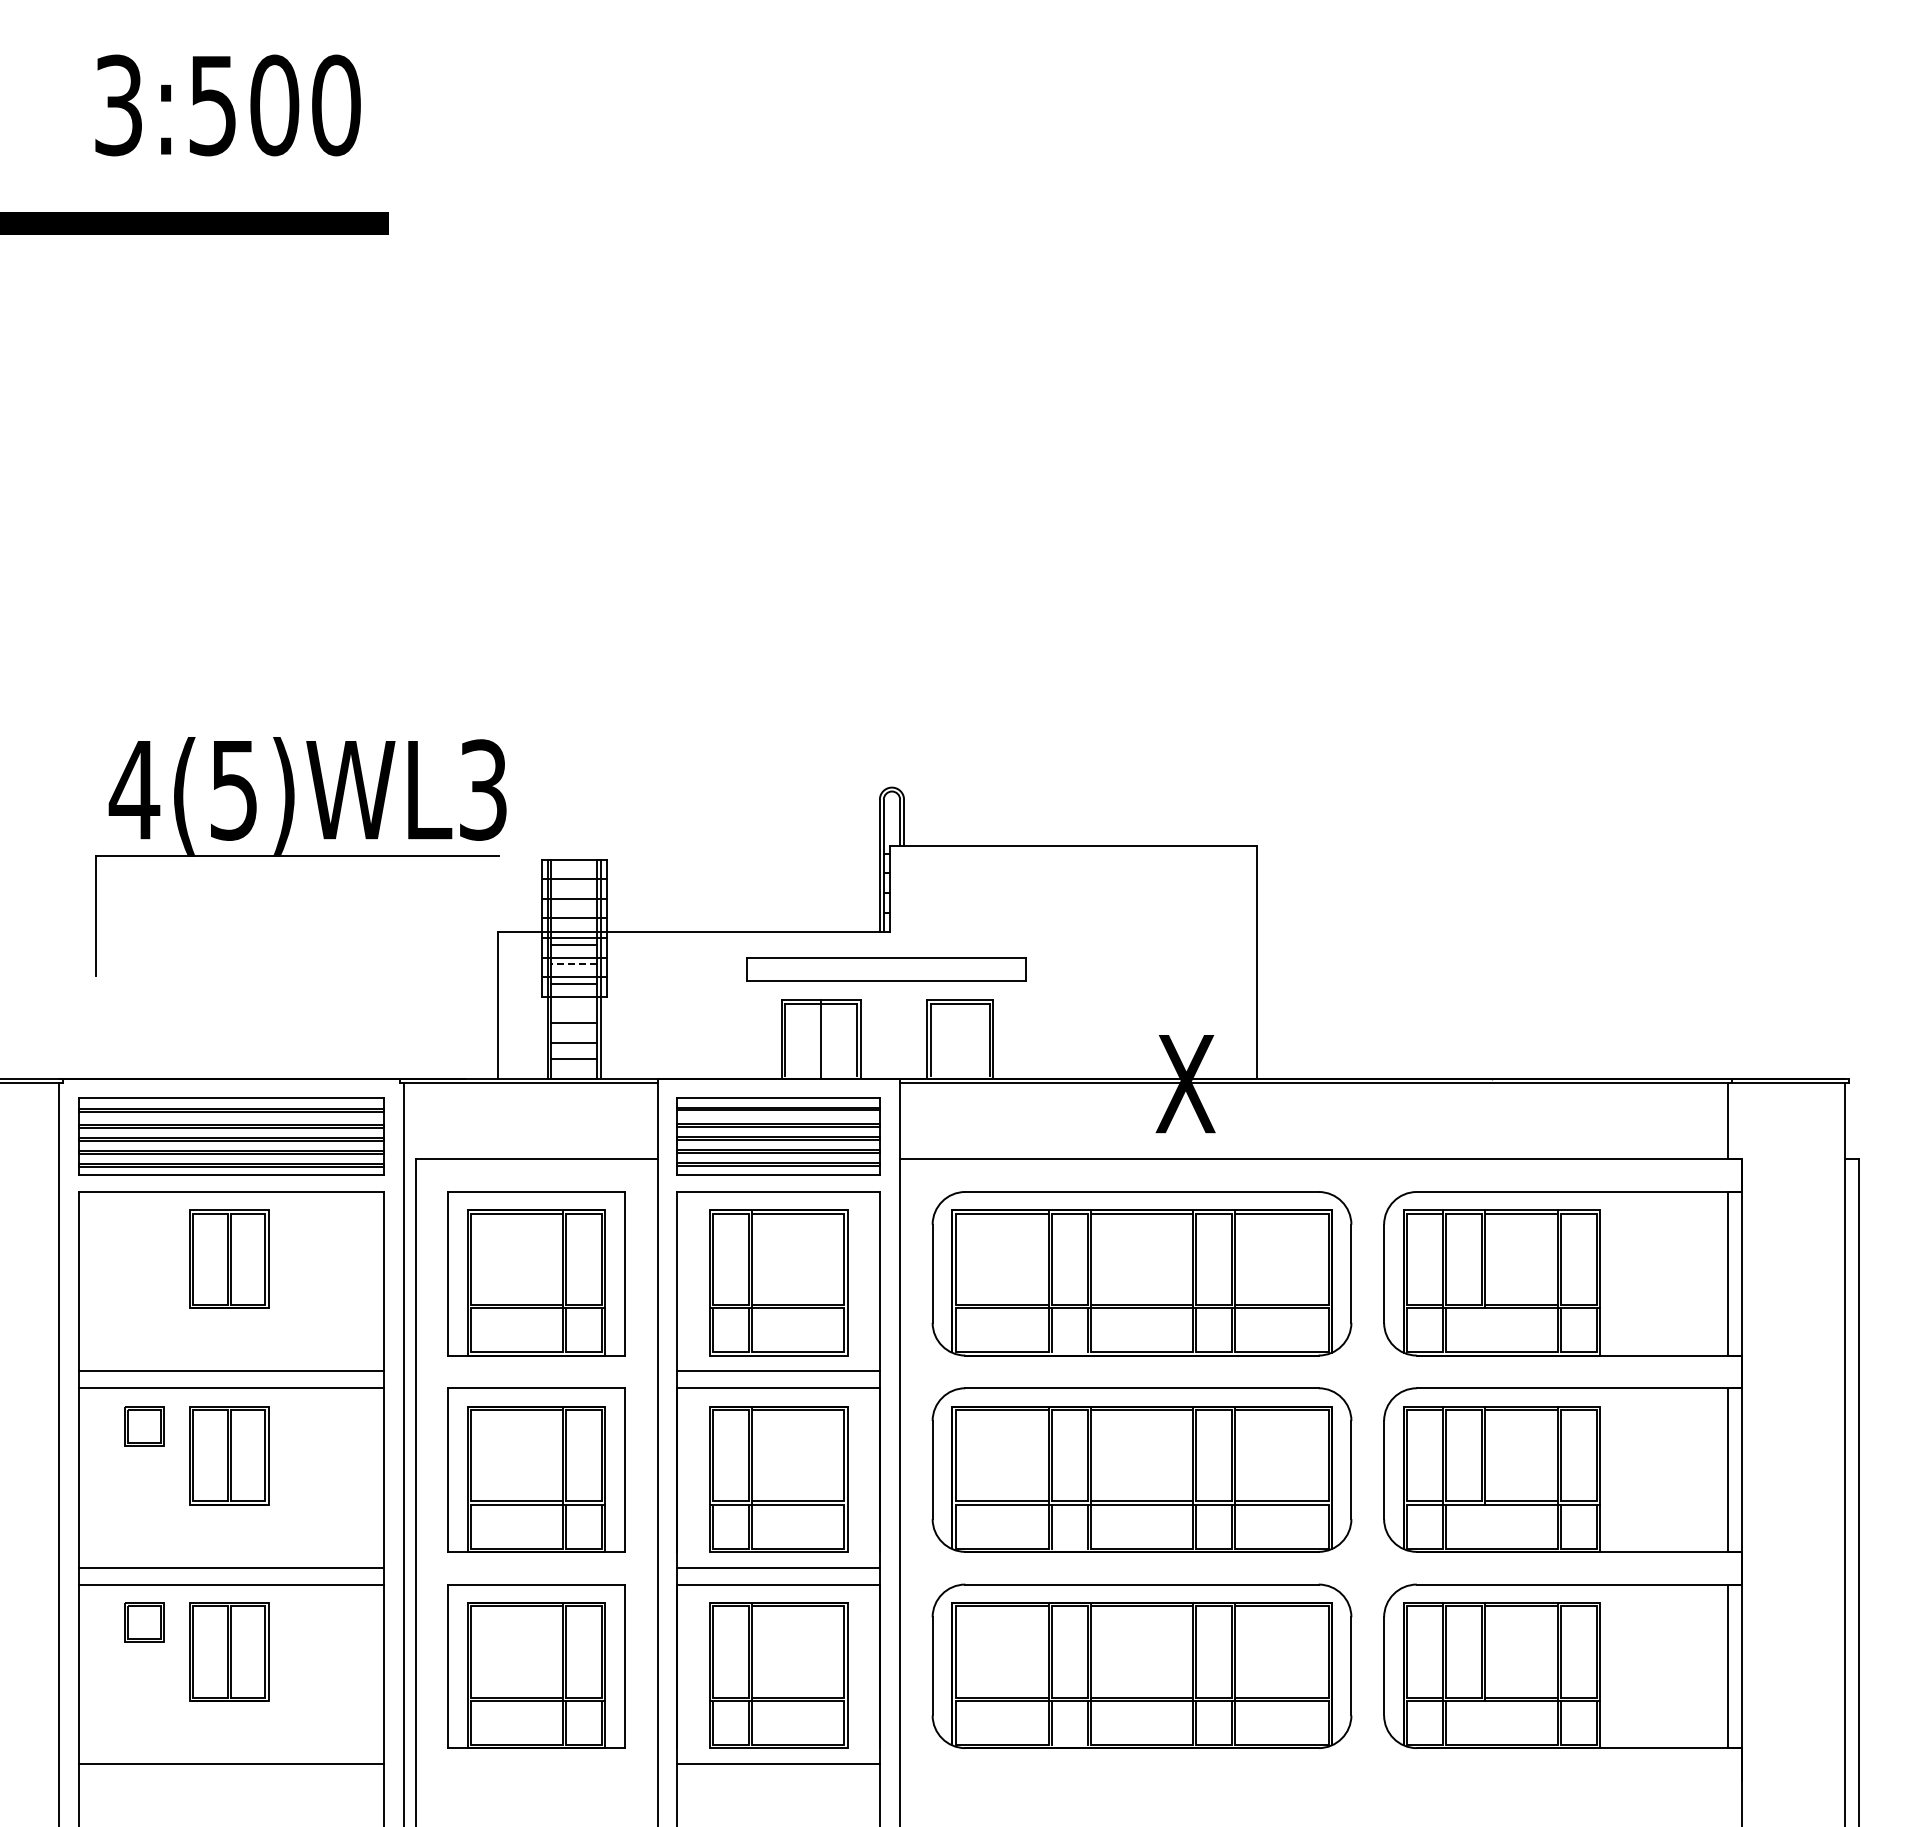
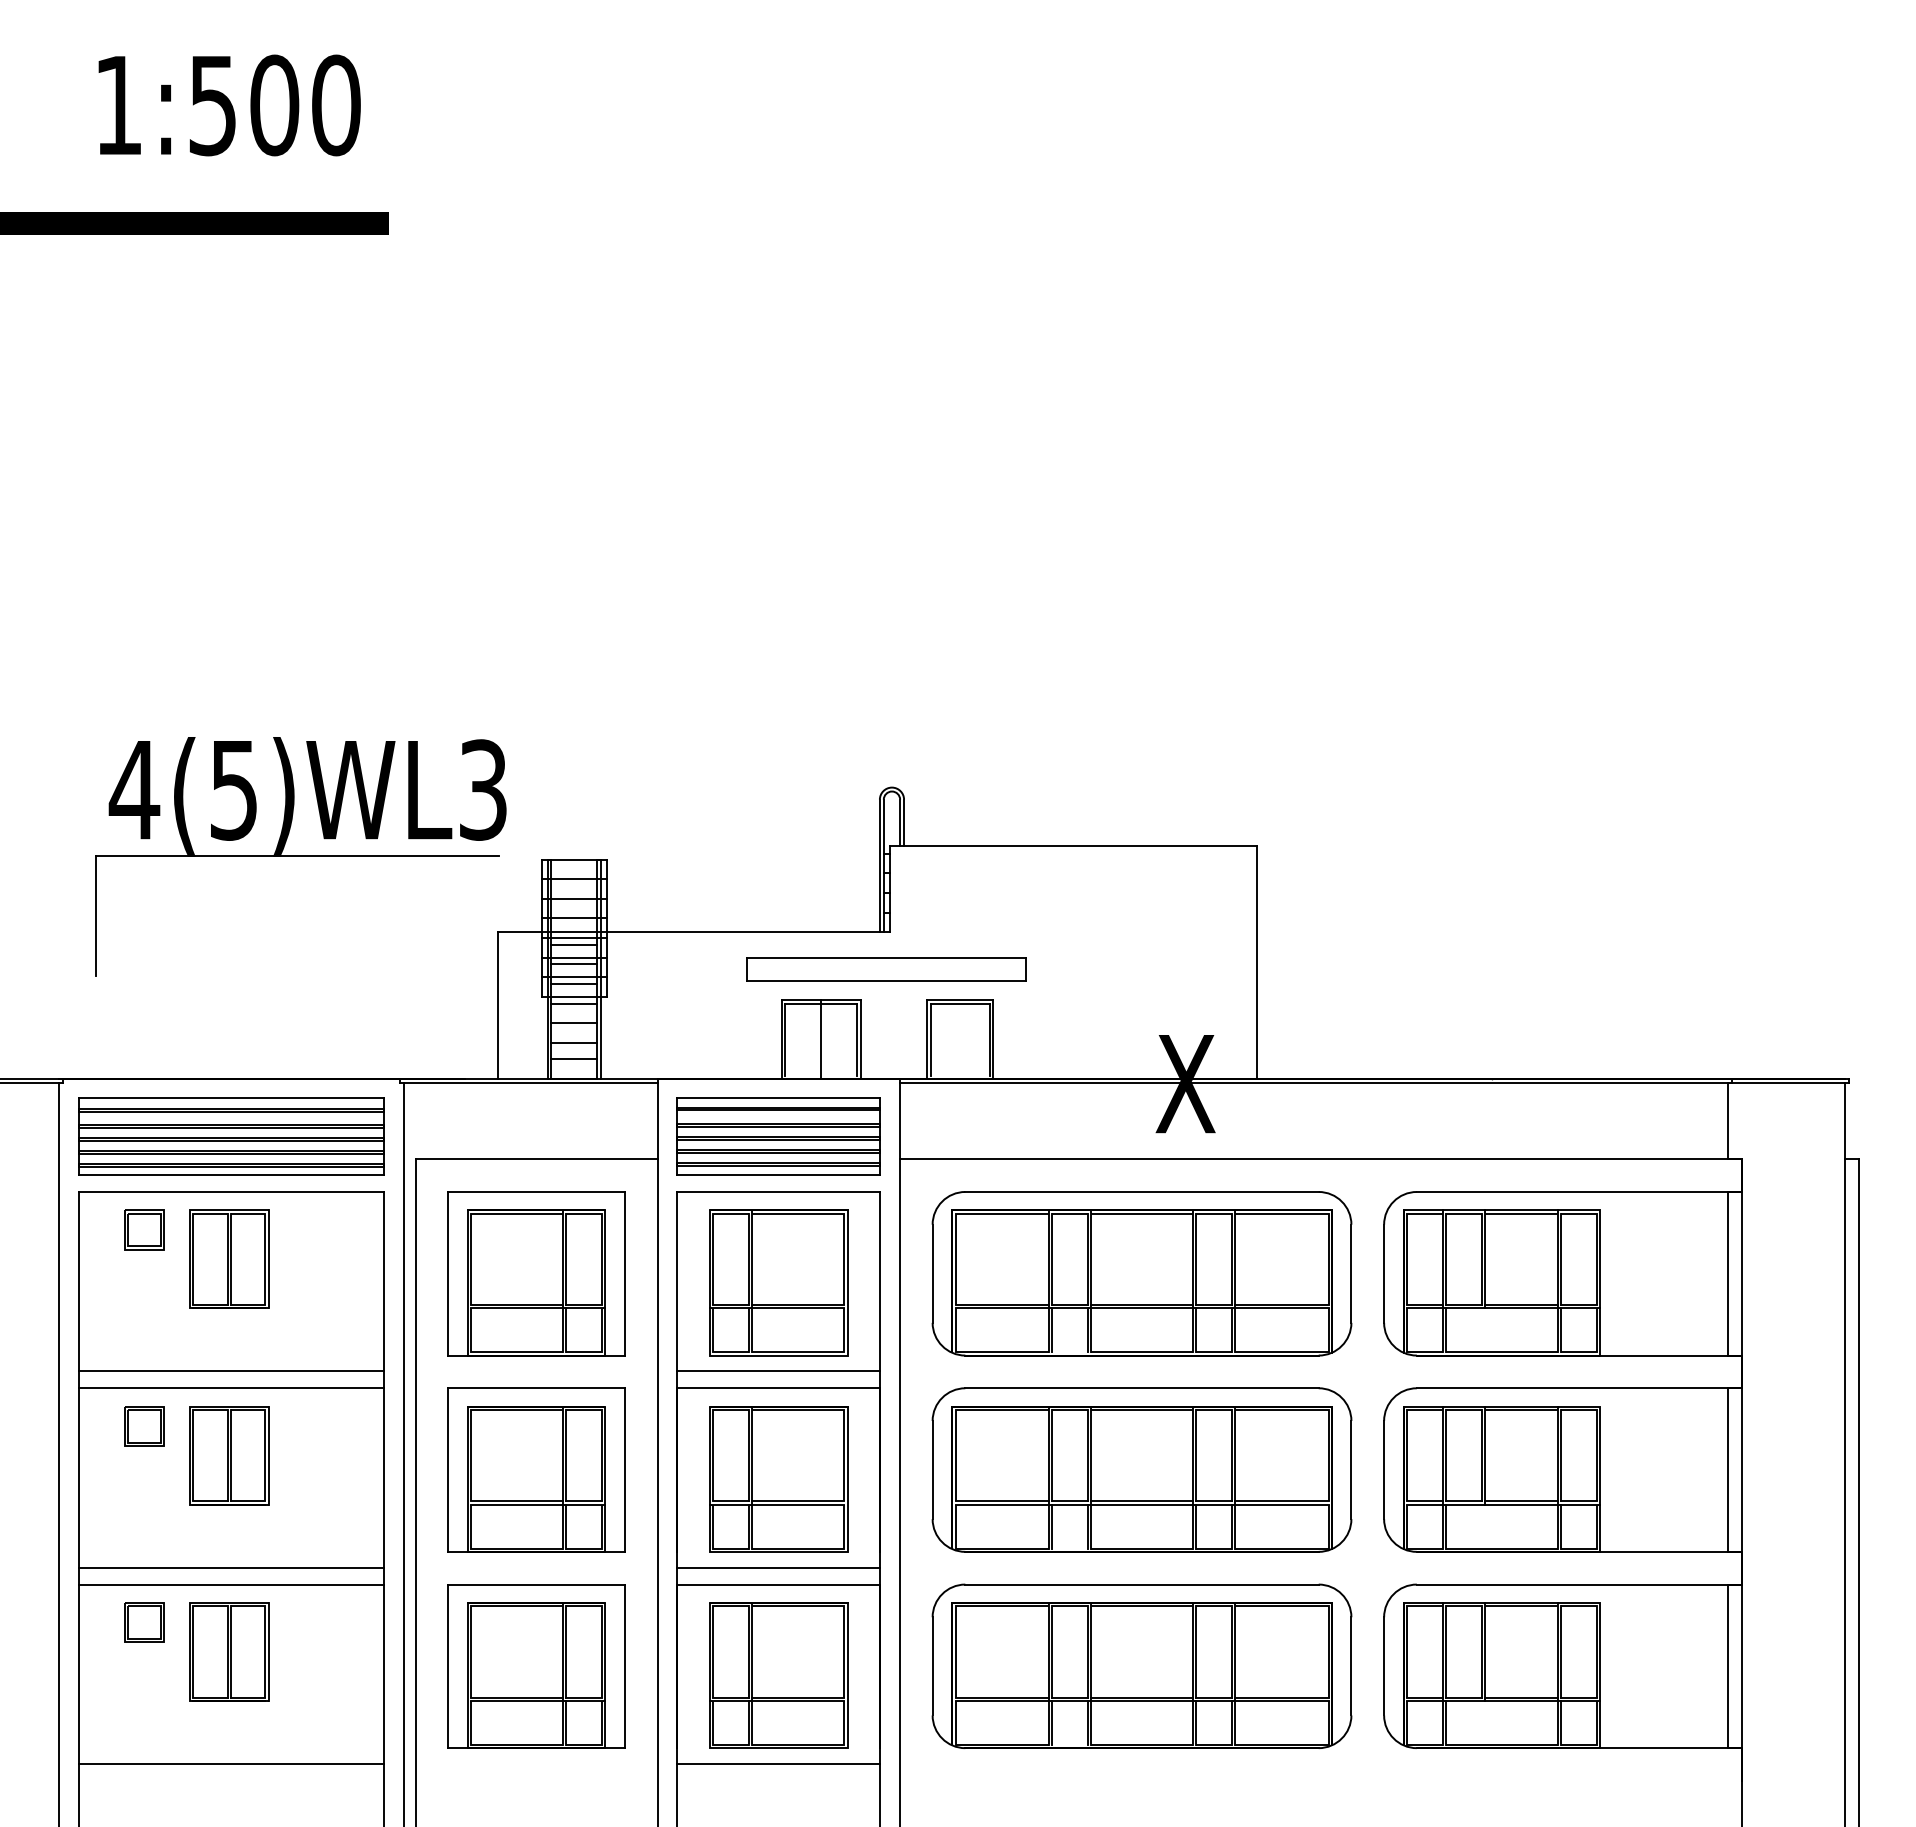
text: 3:500 -> 1:500 (118, 105)
line: dashed -> solid (574, 964)
line: none -> present (574, 1003)
part: none -> present (144, 1229)
